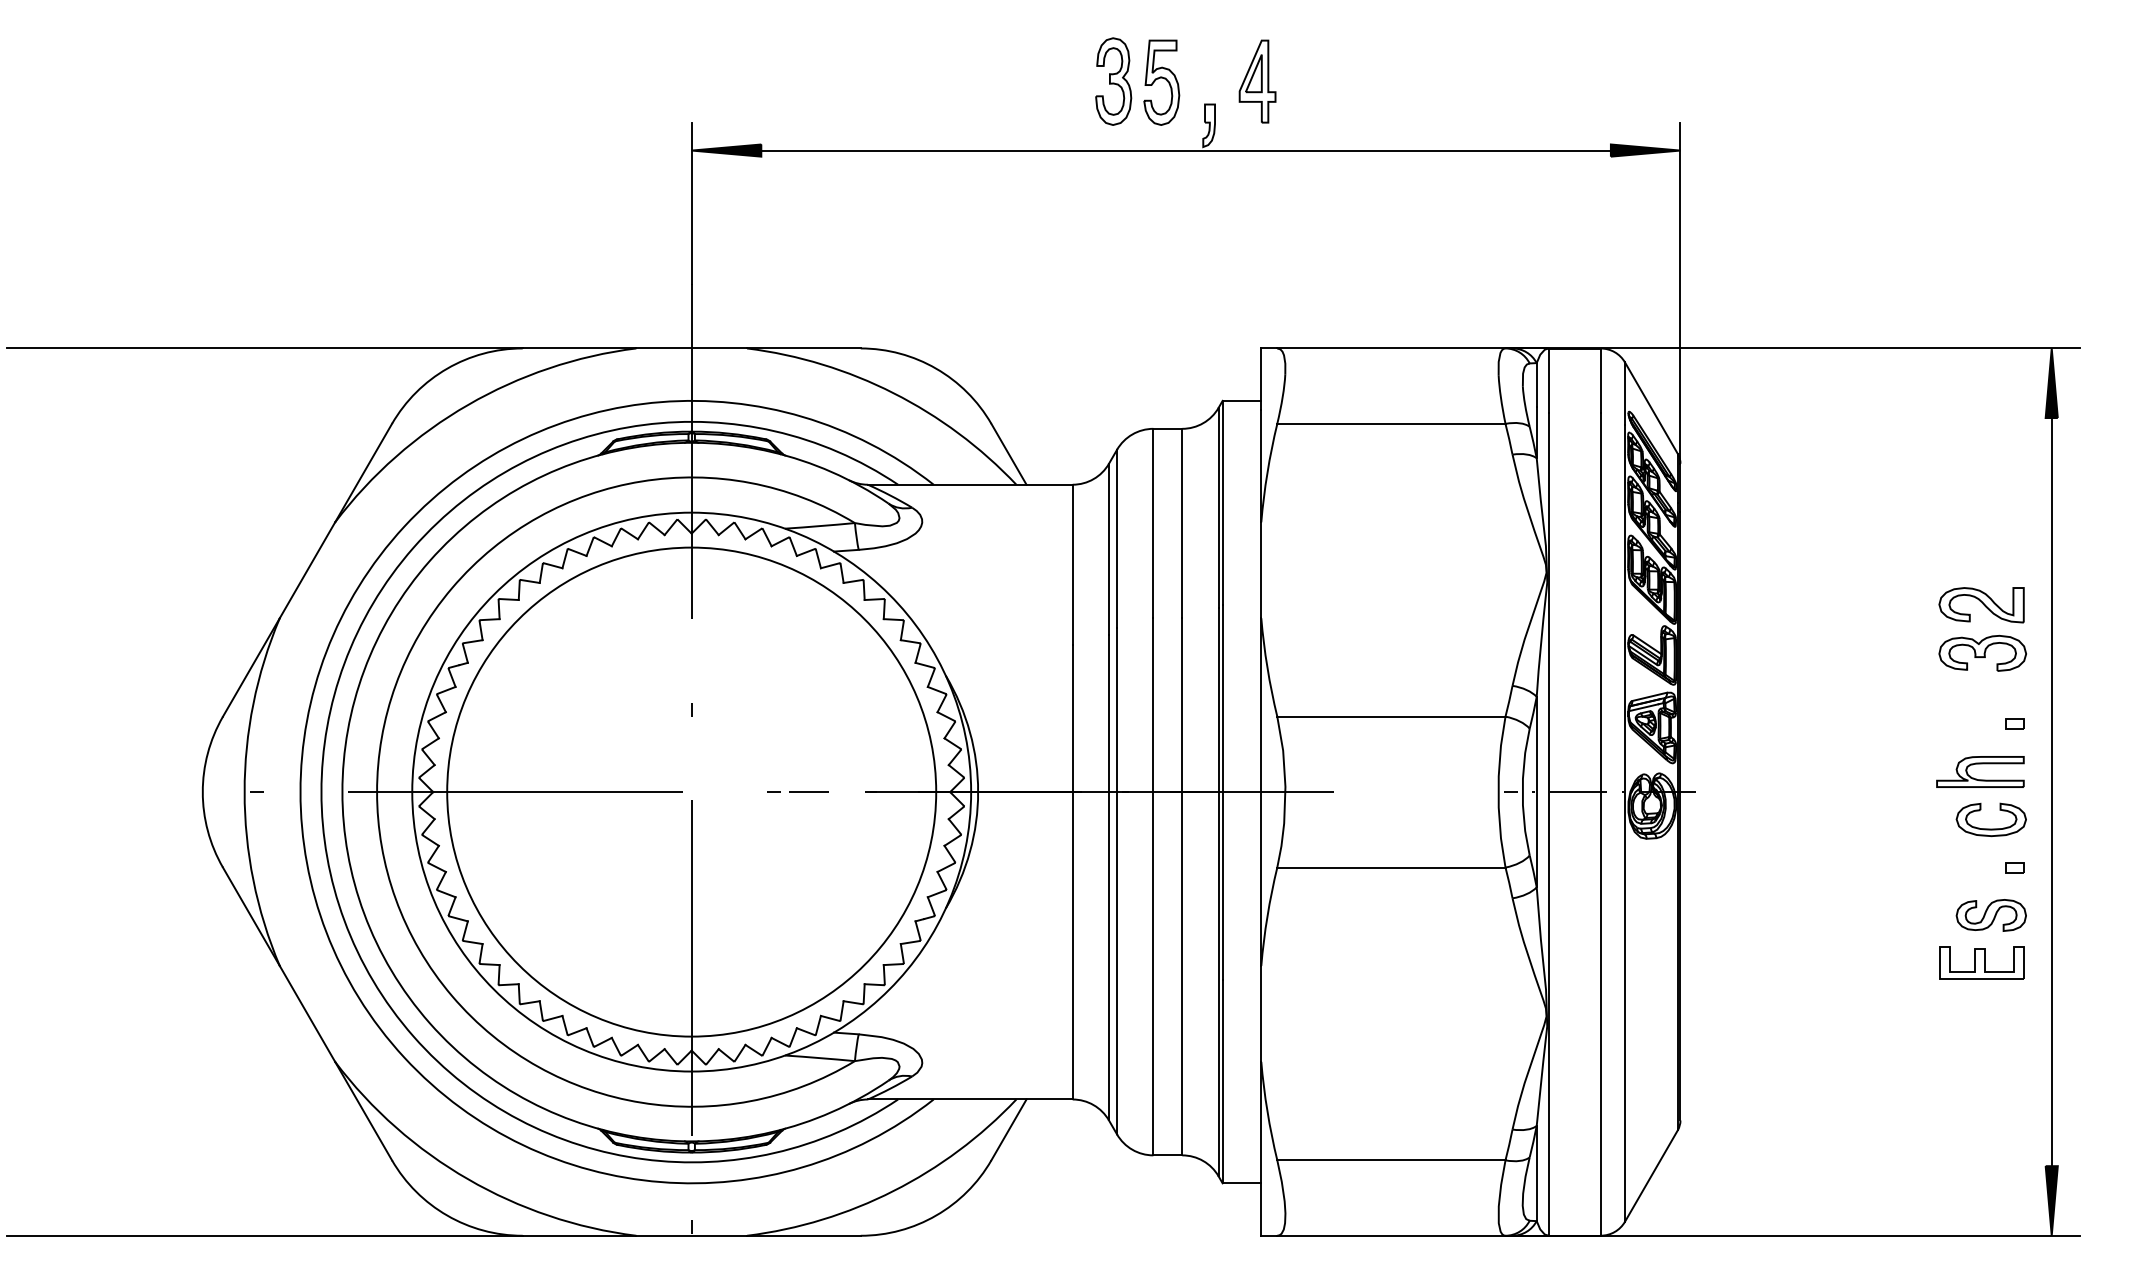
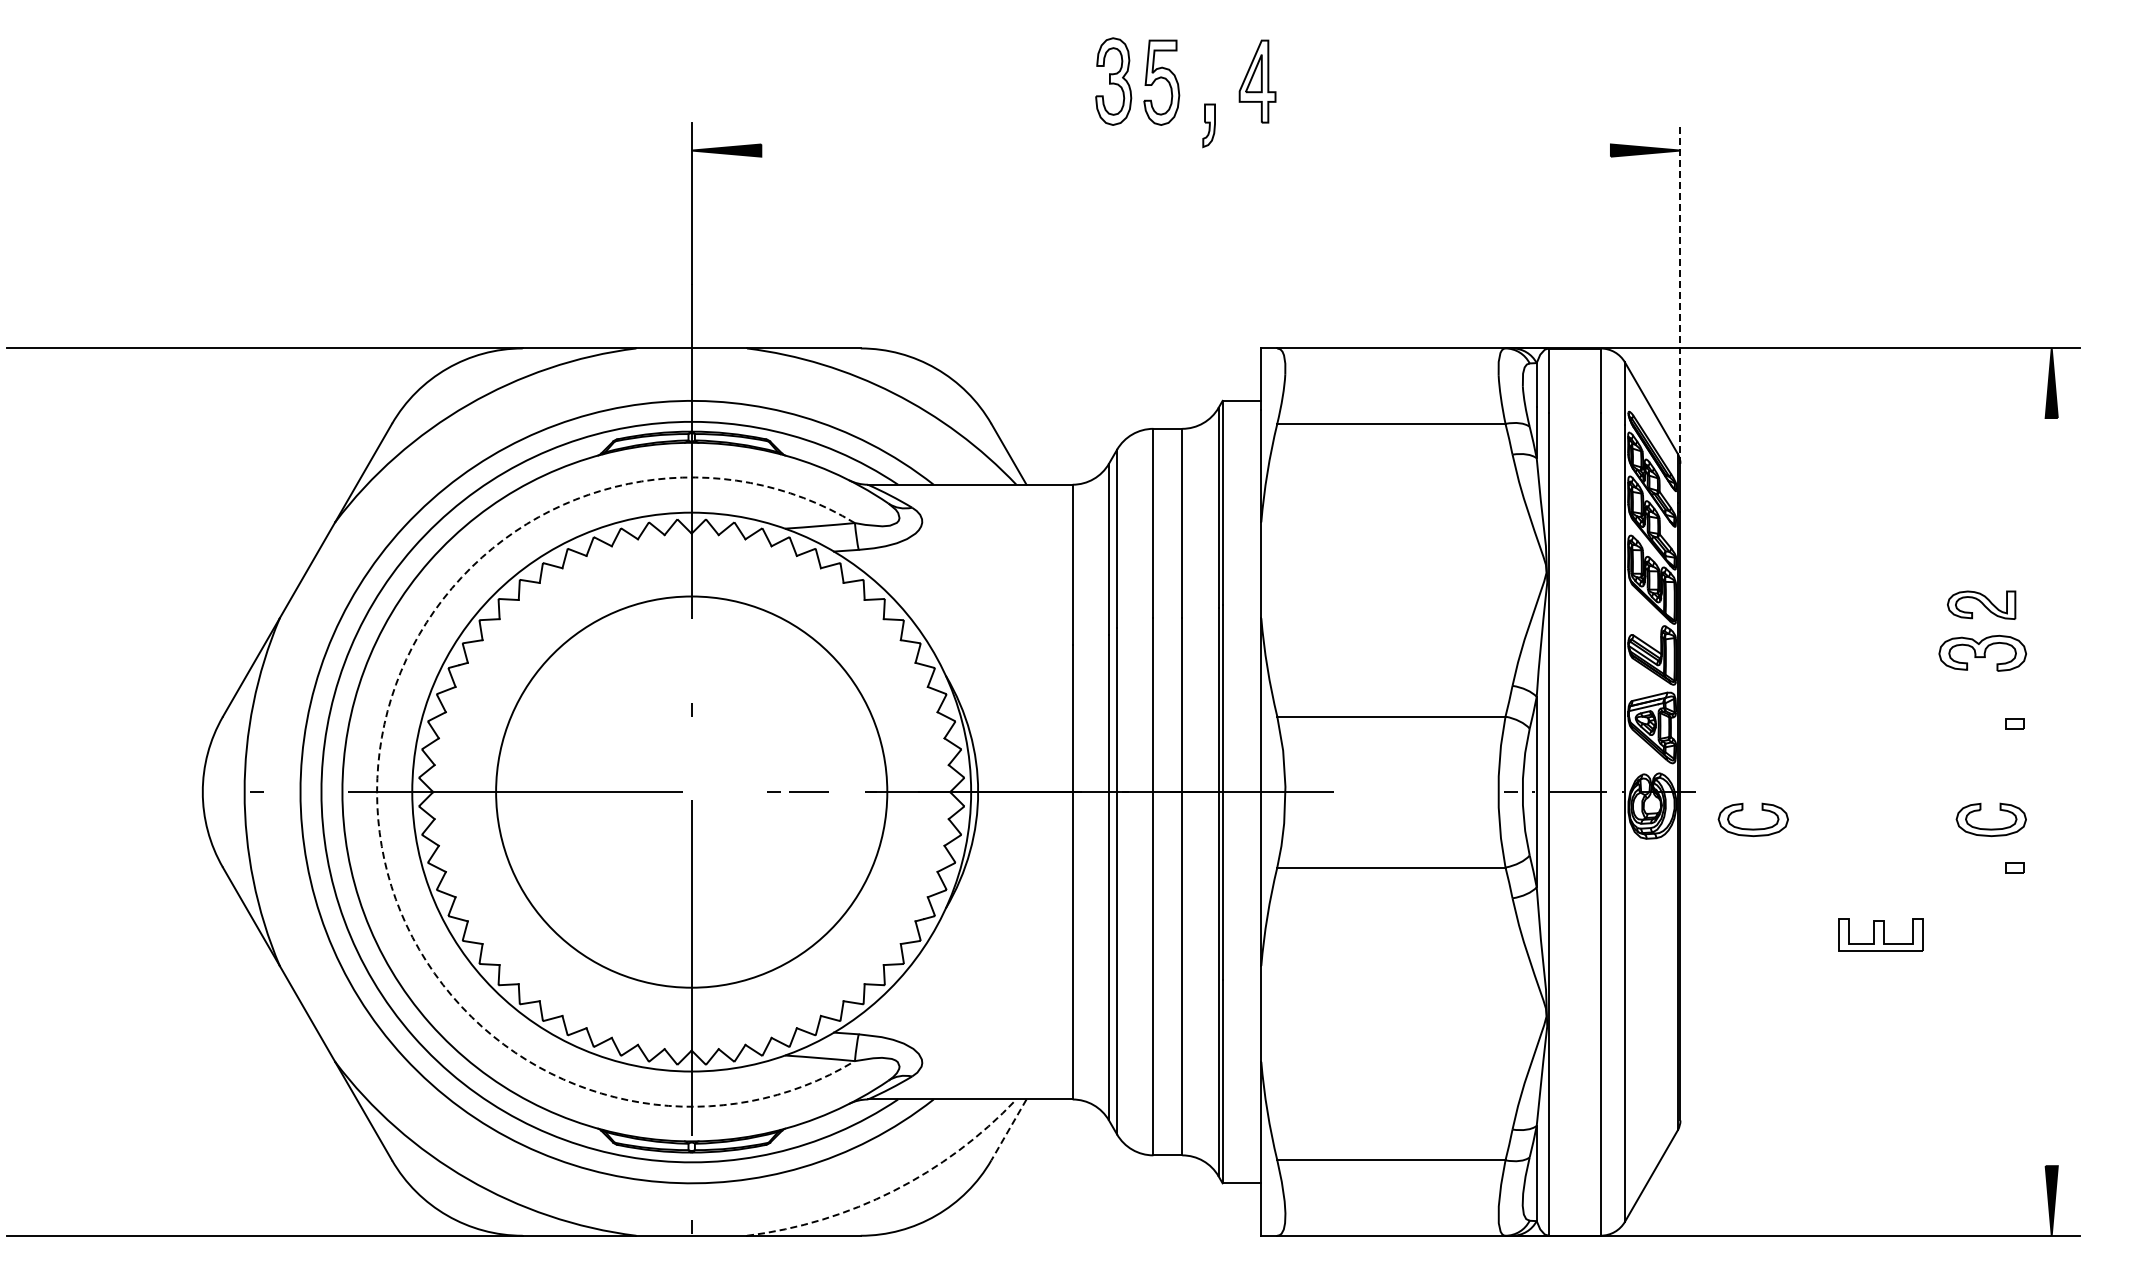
line: present -> none (1185, 150)
line: solid -> dashed (1680, 293)
part size: 87x37 px -> 70x30 px (1981, 604)
part: present -> none (1980, 764)
circle diameter: 489 px -> 391 px (691, 791)
arc: solid -> dashed (377, 792)
line: present -> none (2051, 792)
part: none -> present (1752, 828)
part: present -> none (1990, 915)
part position: (1981, 962) -> (1880, 934) (1880, 934)
line: solid -> dashed (1008, 1130)
arc: solid -> dashed (893, 1191)
